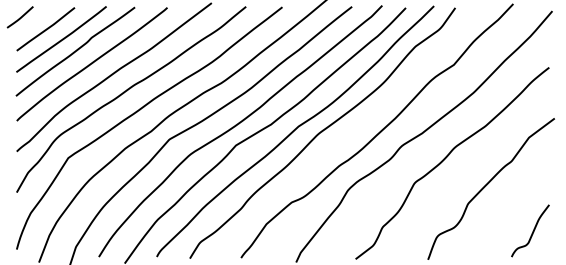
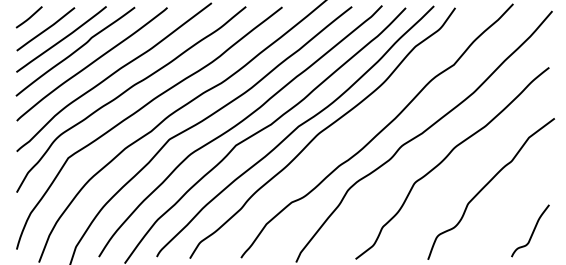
line position: (19, 17) -> (28, 17) (28, 17)
